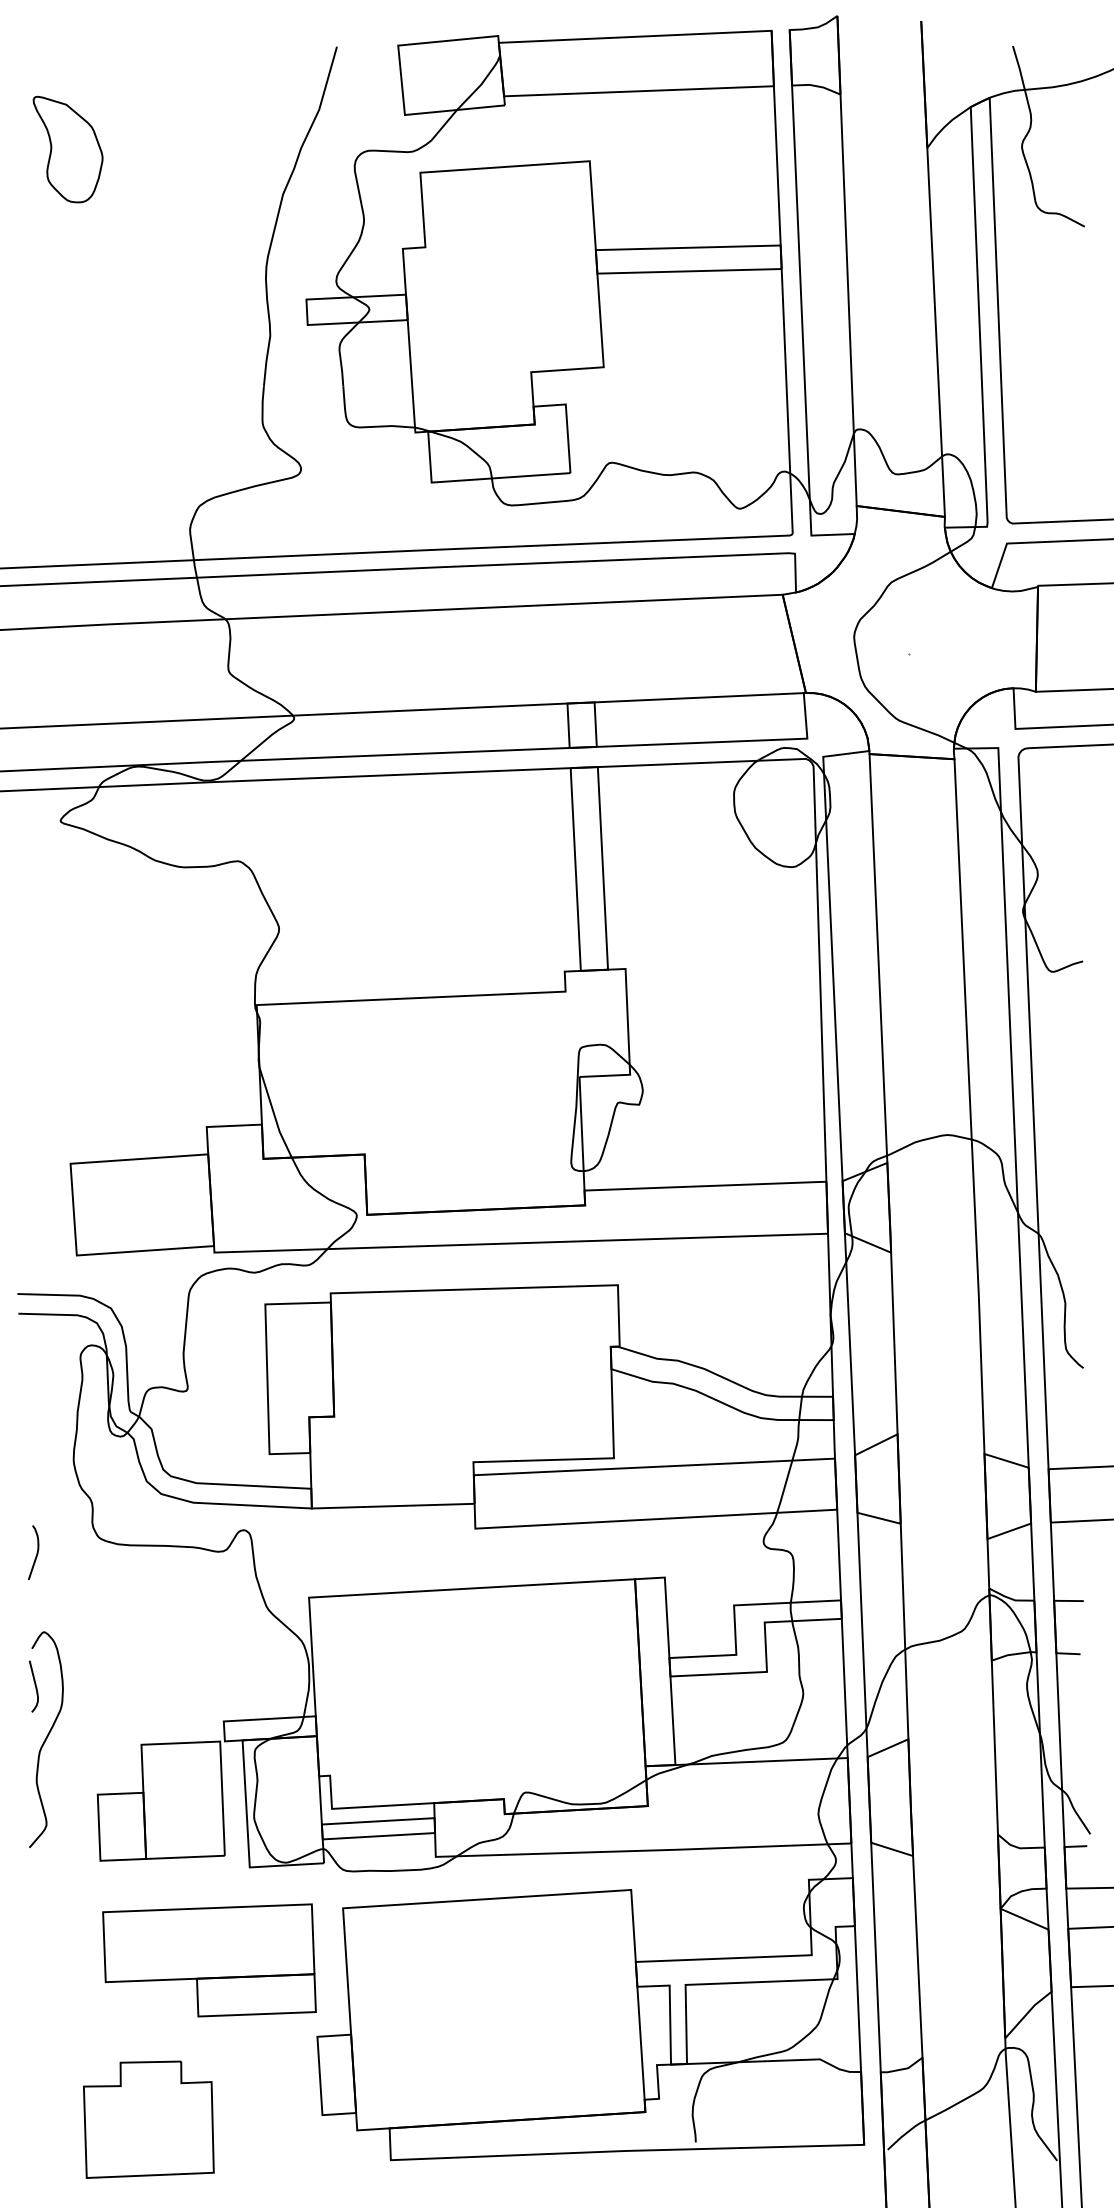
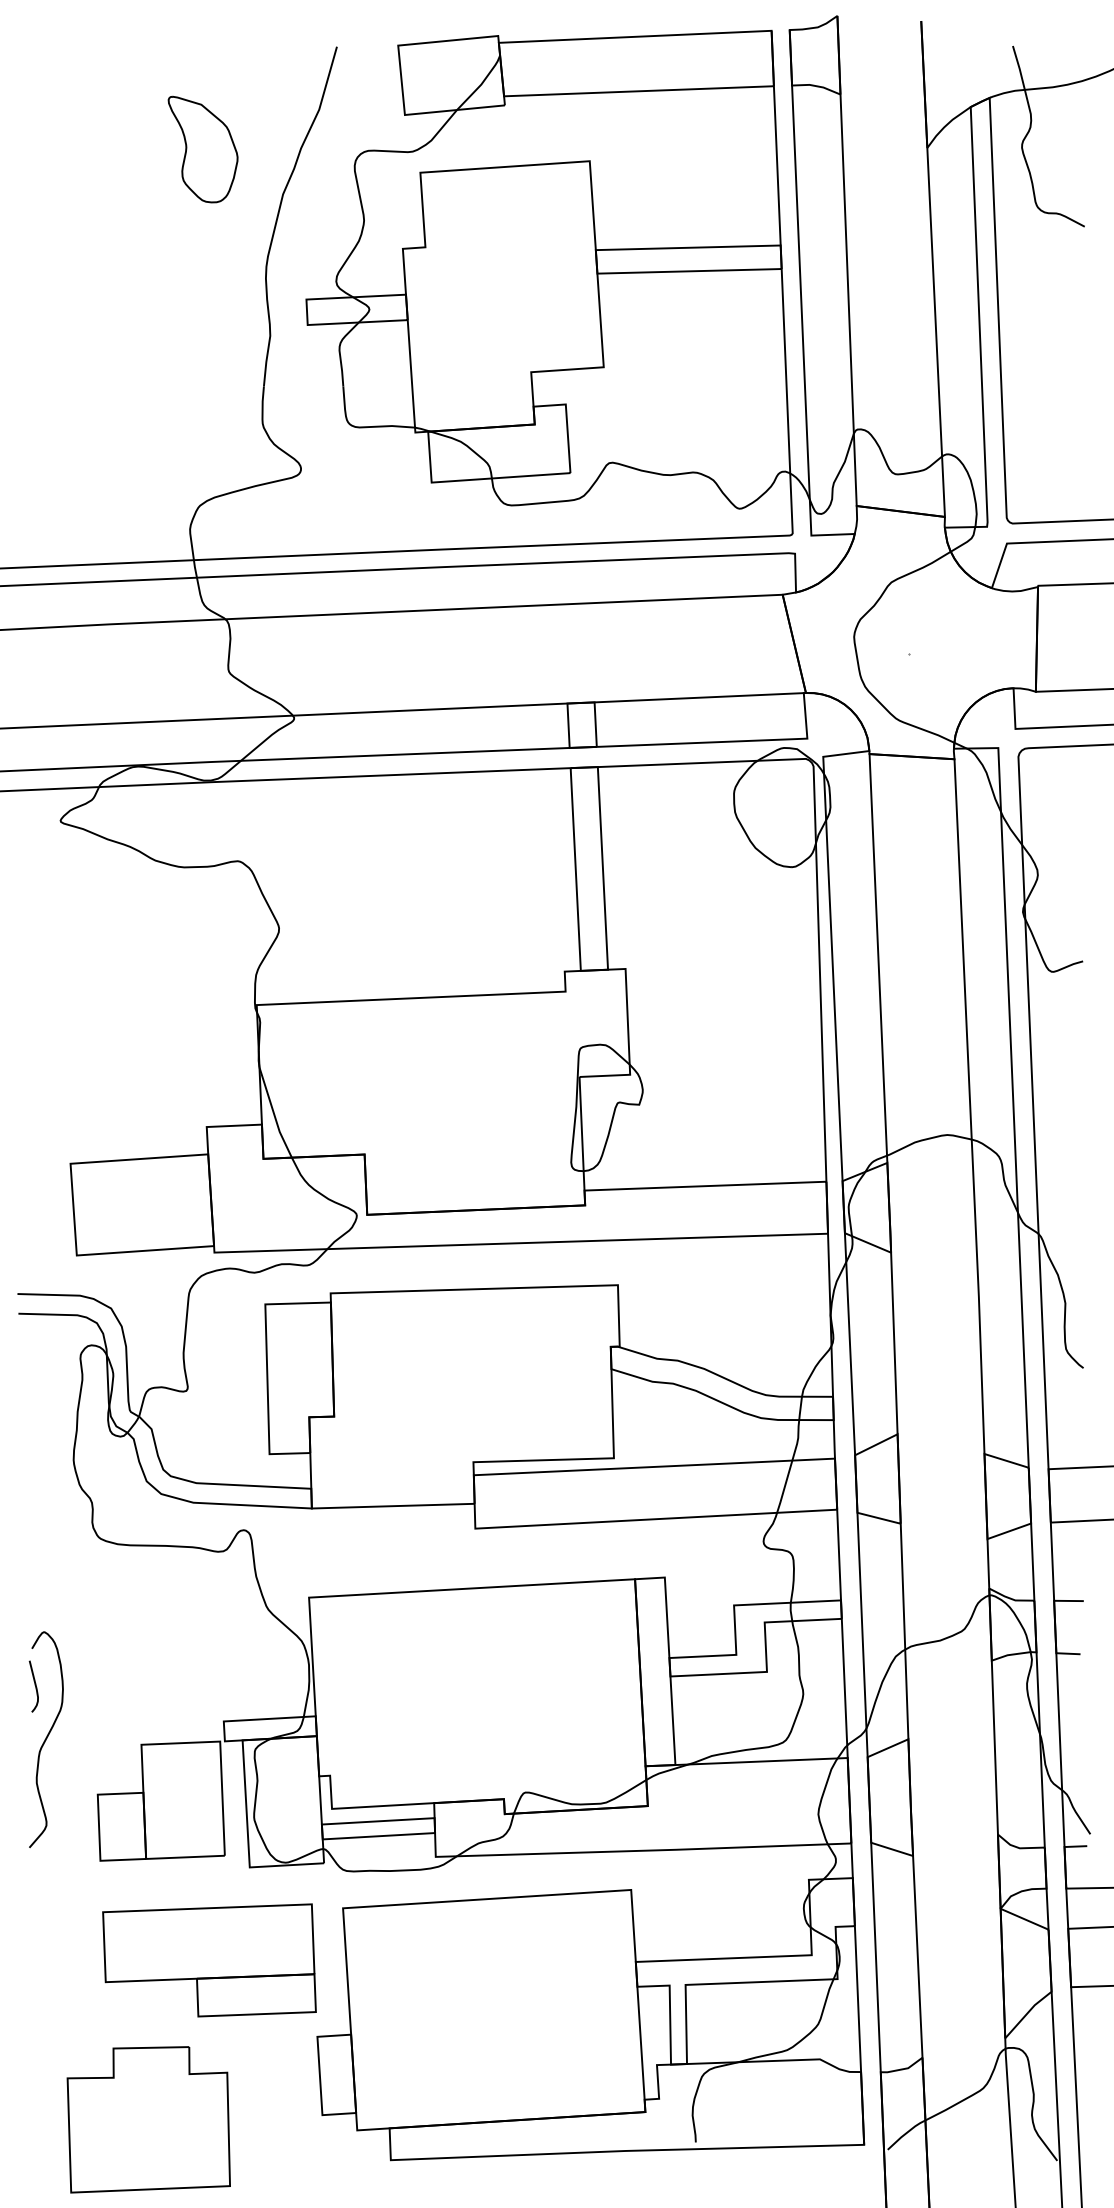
part position: (67, 149) -> (202, 149) (202, 149)
curve: present -> none (36, 1552)
part size: 132x119 px -> 165x148 px (148, 2119)
